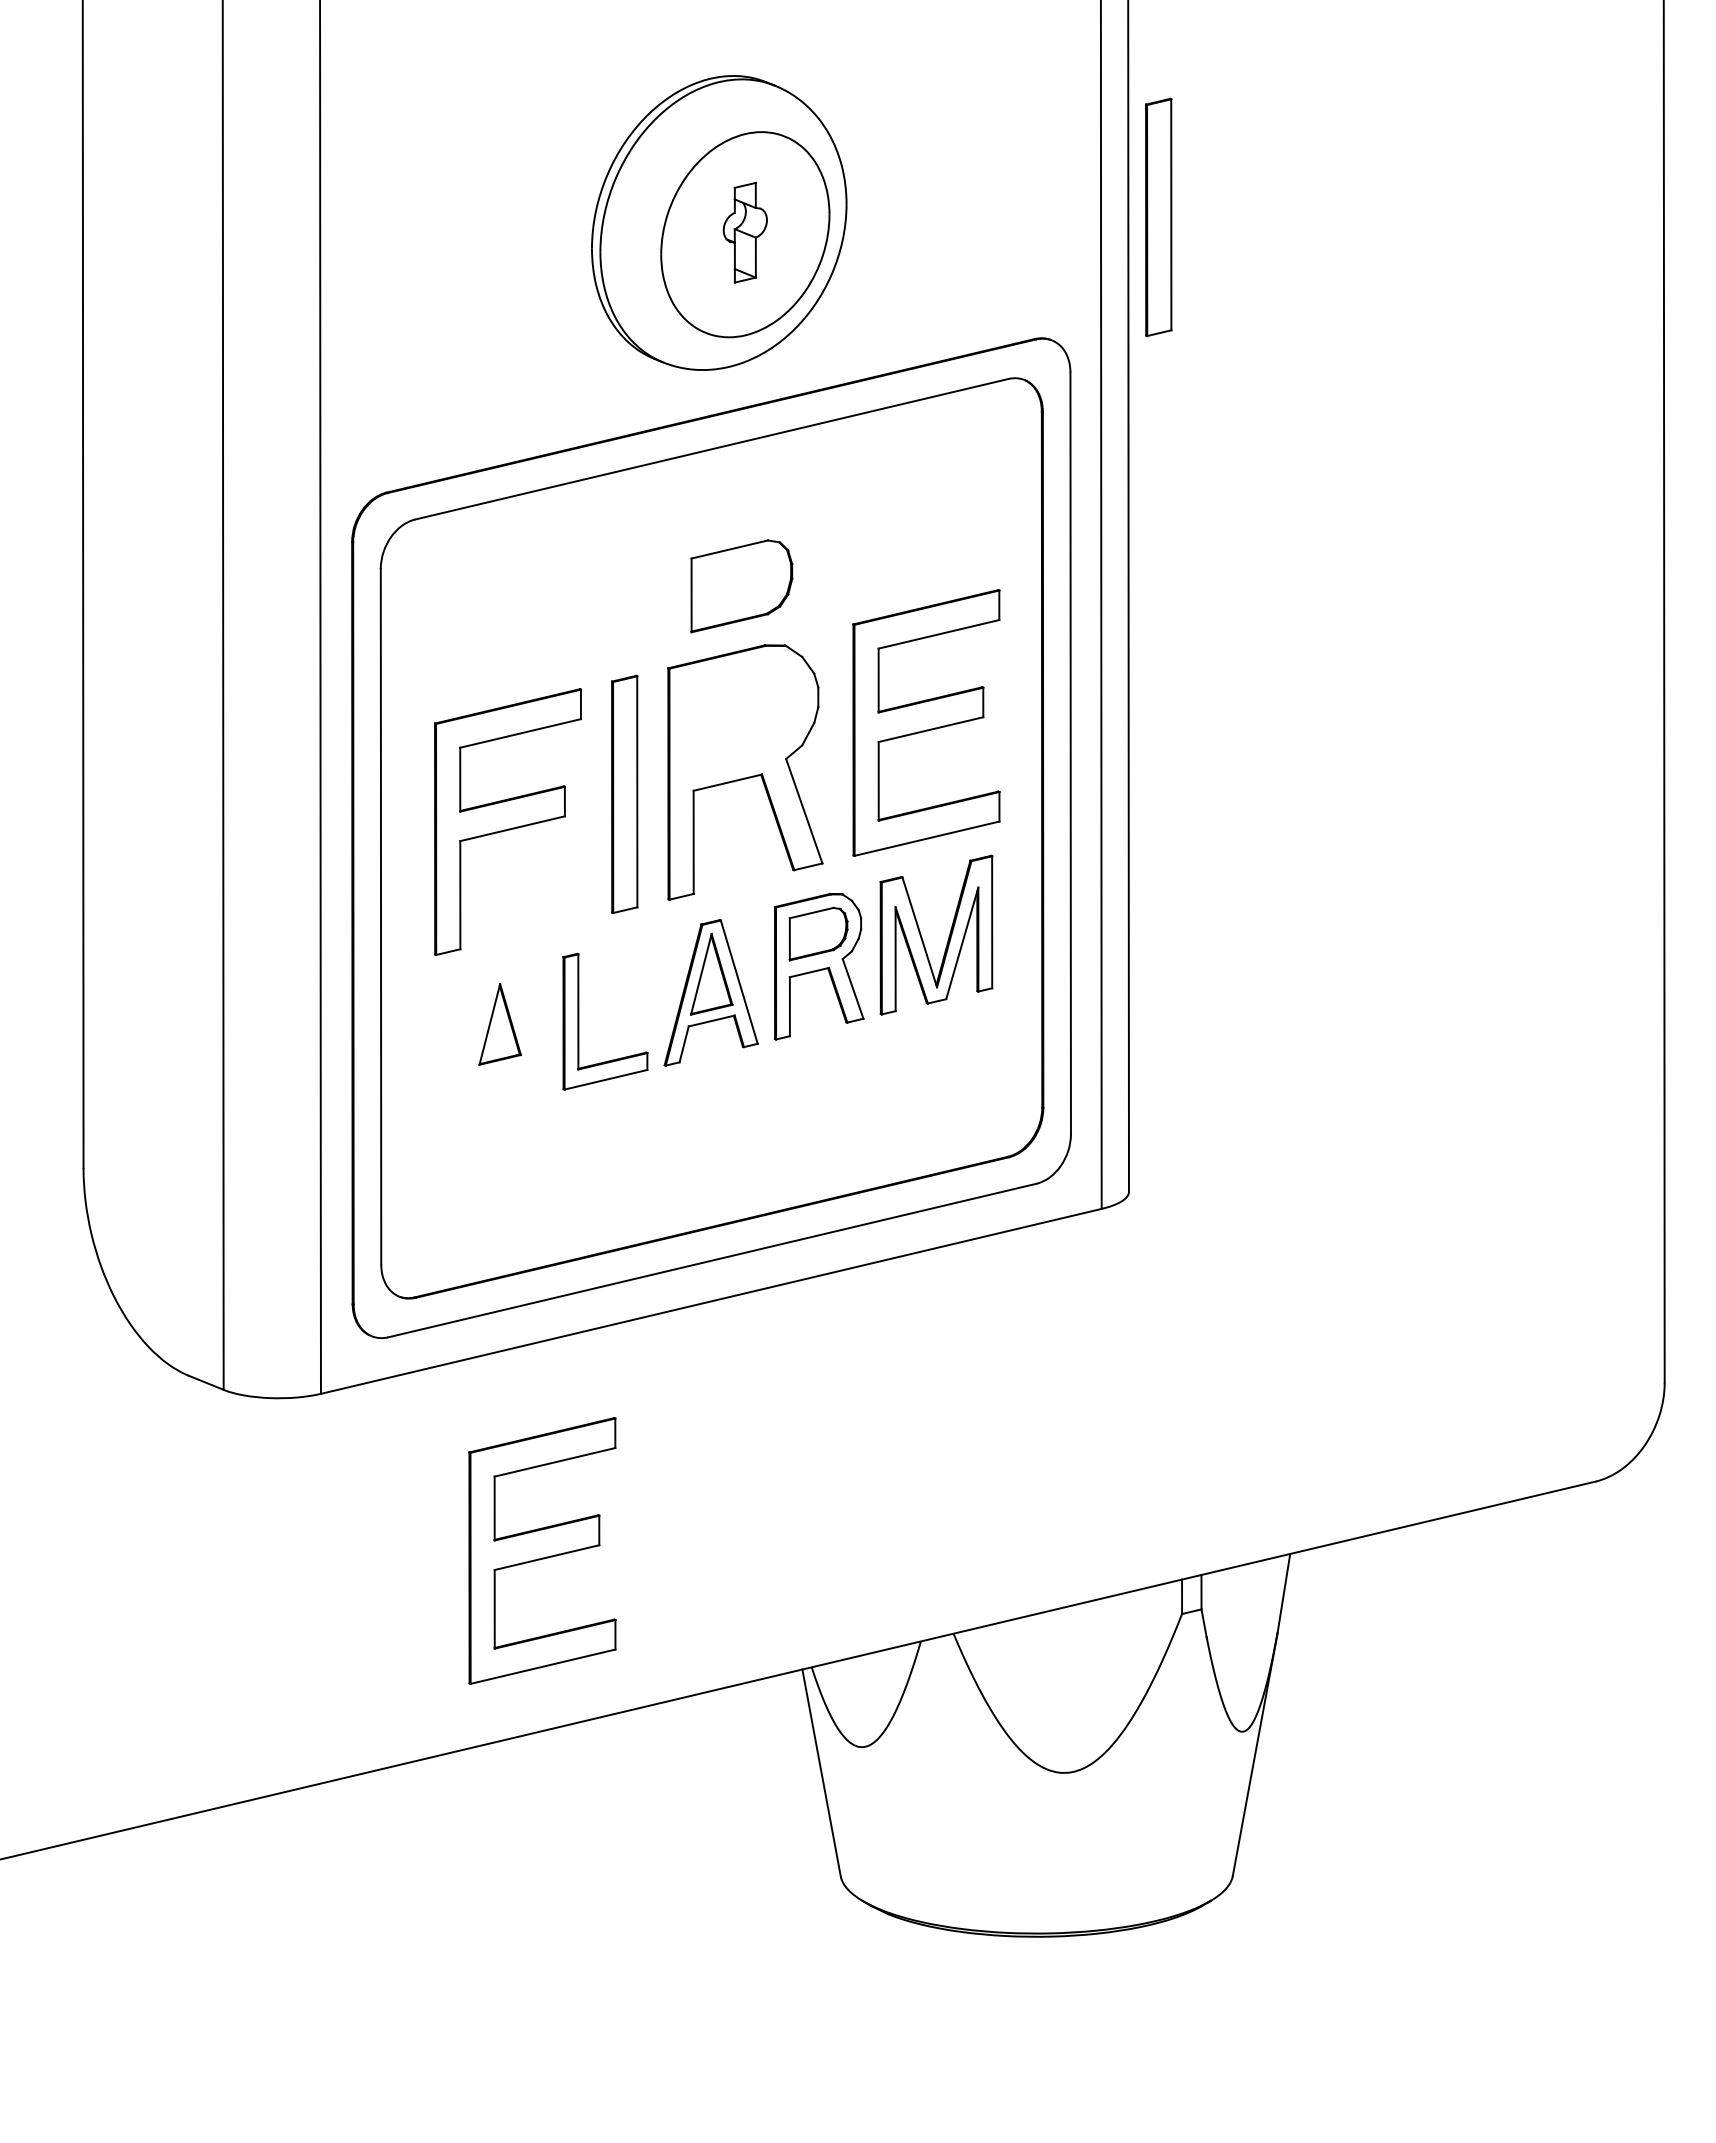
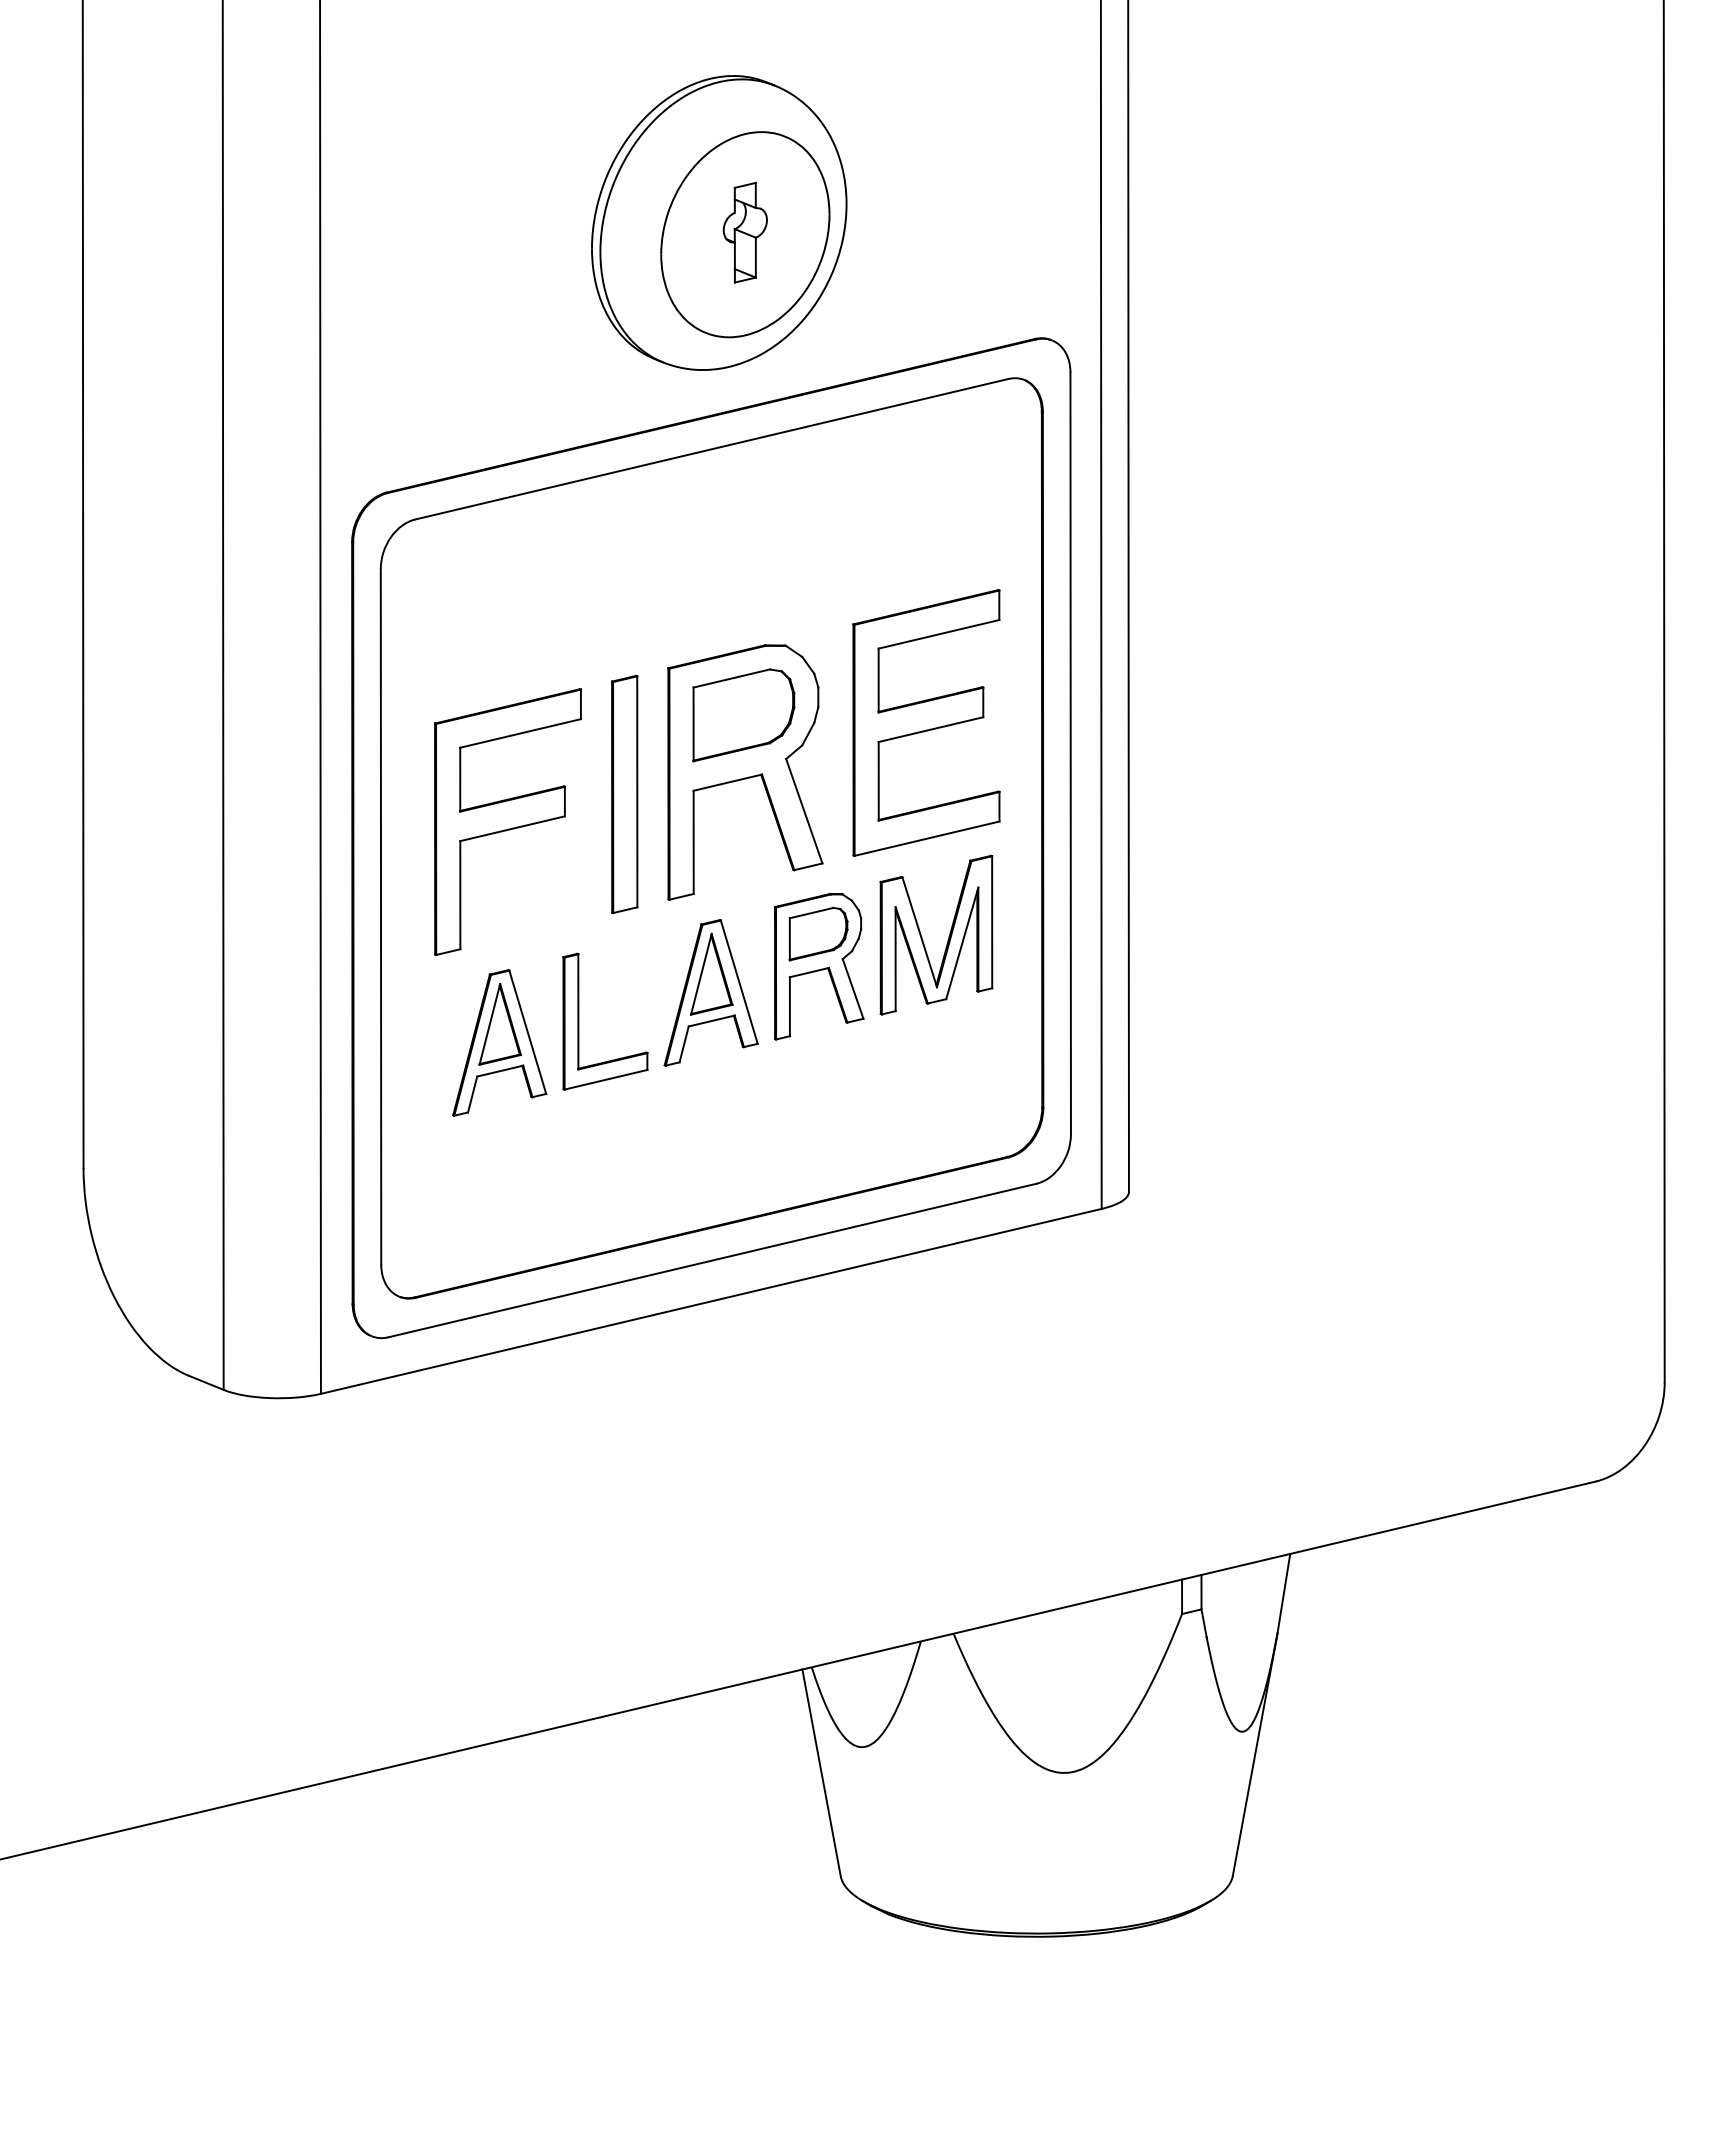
part: present -> none (1158, 217)
part position: (741, 586) -> (743, 715) (743, 715)
part: none -> present (499, 1042)
part: present -> none (542, 1550)
